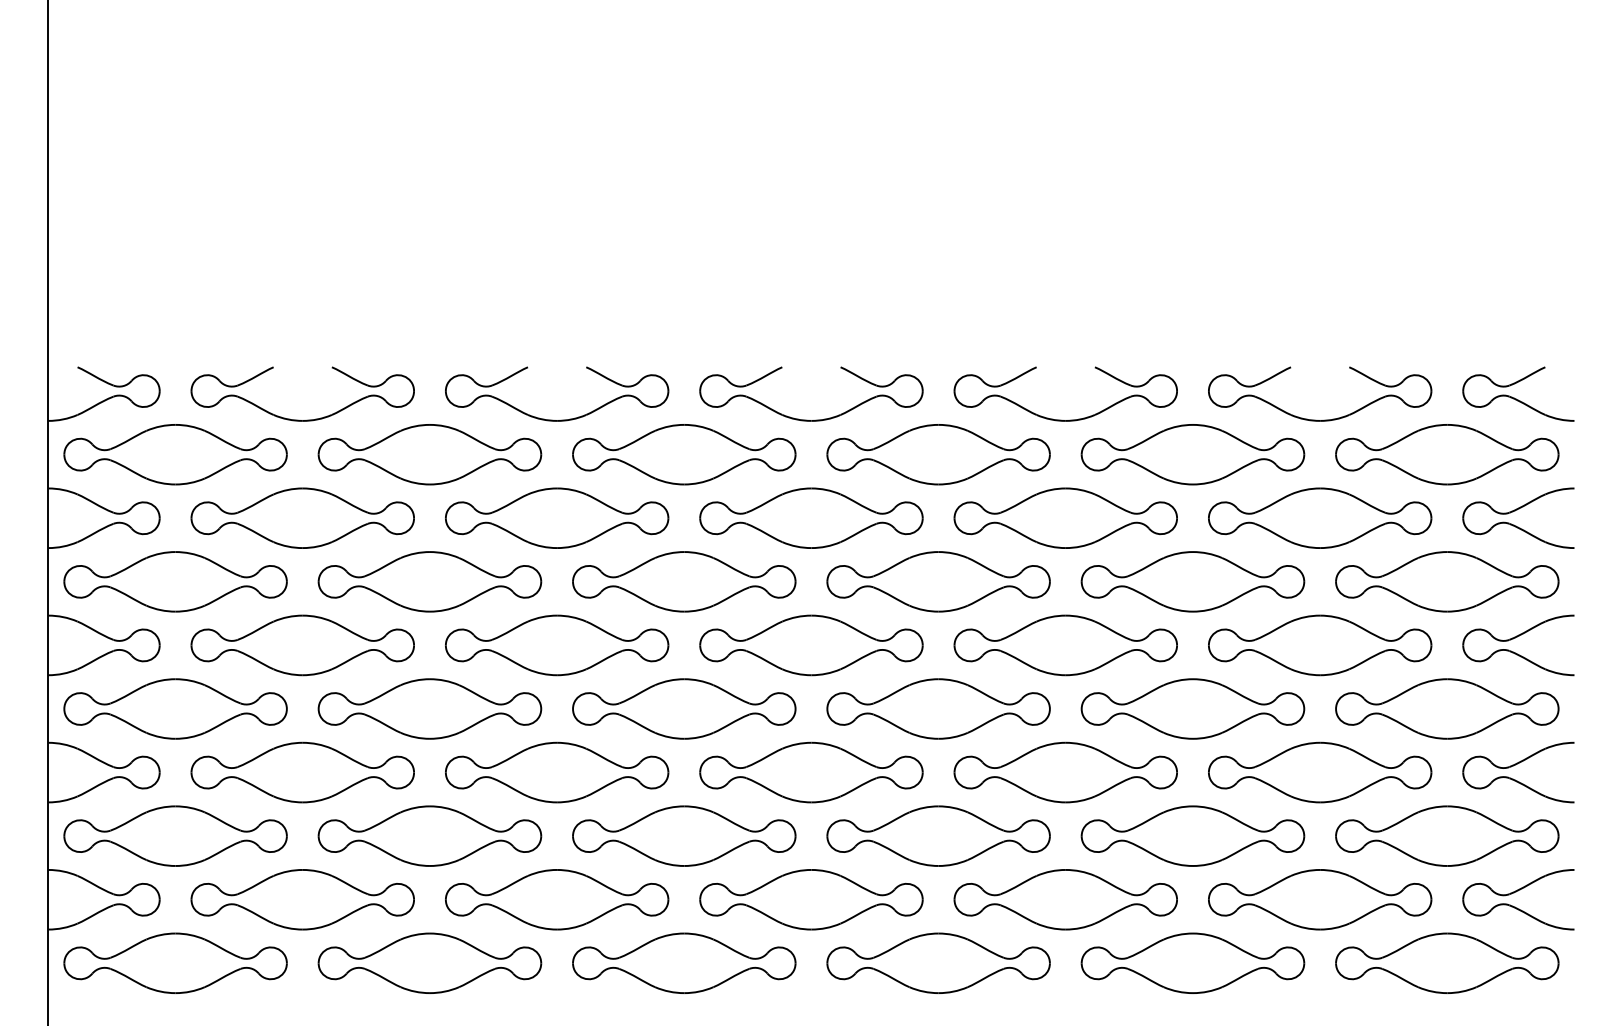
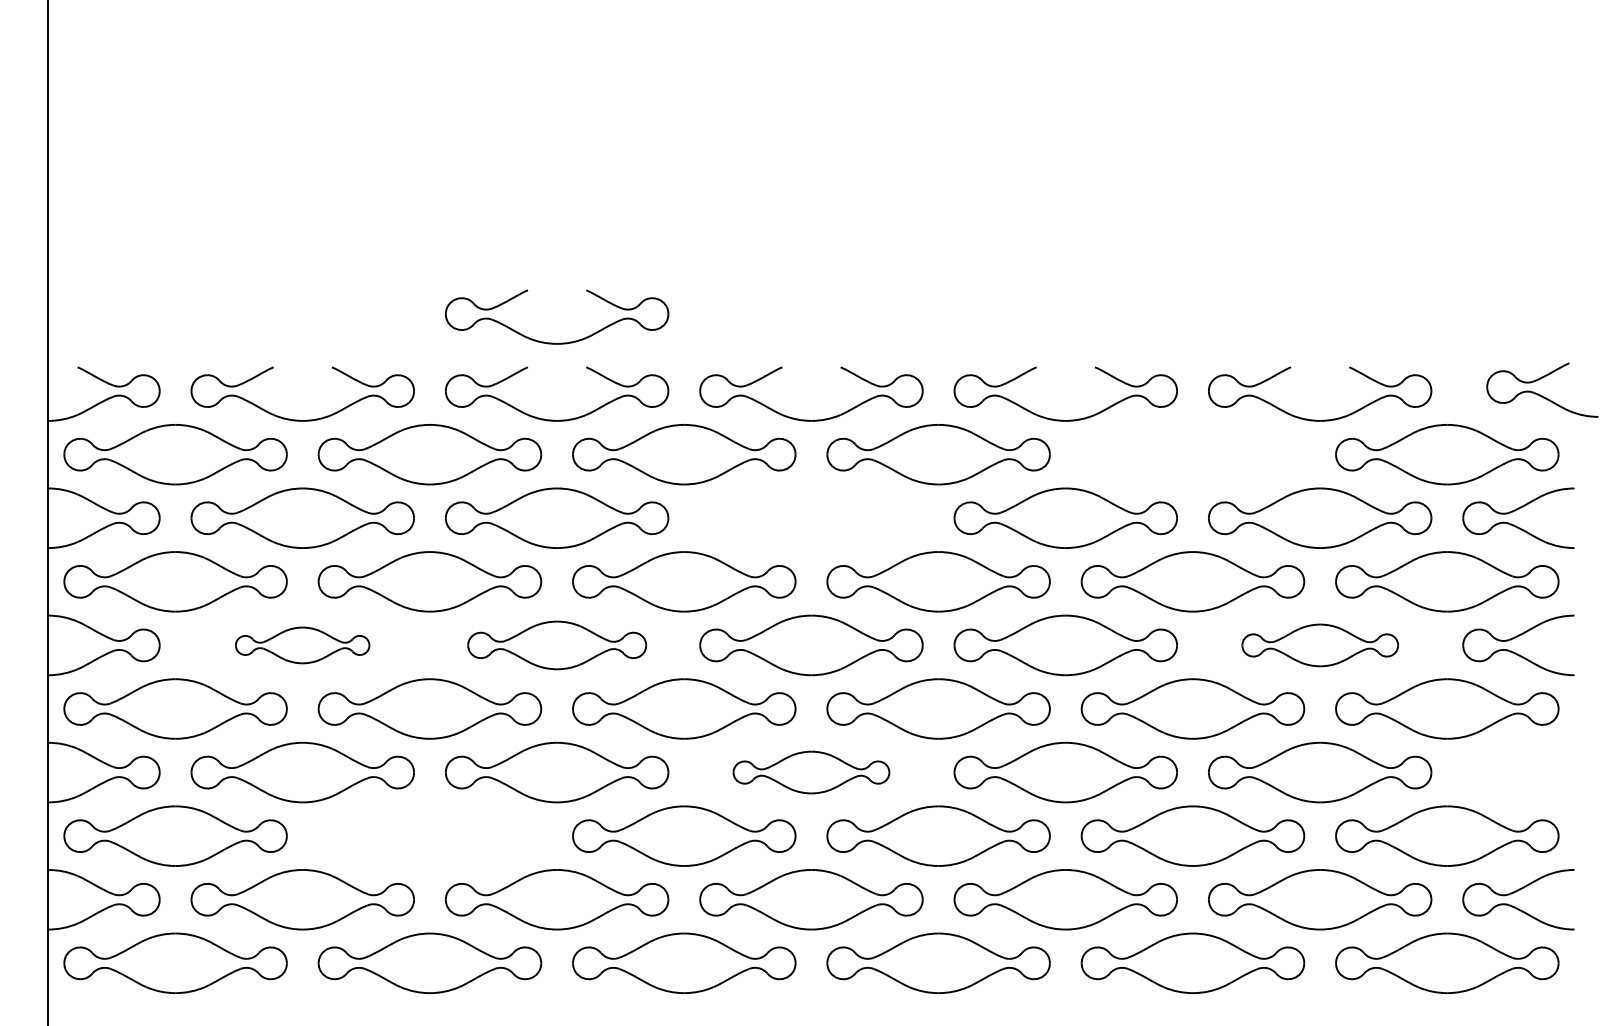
part: none -> present (553, 342)
part position: (1518, 393) -> (1542, 389) (1542, 389)
part: present -> none (1192, 454)
part: present -> none (811, 517)
part size: 225x63 px -> 136x39 px (302, 645)
part size: 225x63 px -> 181x51 px (557, 645)
part size: 225x63 px -> 158x45 px (1319, 645)
part: present -> none (1515, 765)
part size: 225x63 px -> 159x45 px (811, 772)
part: present -> none (429, 835)
